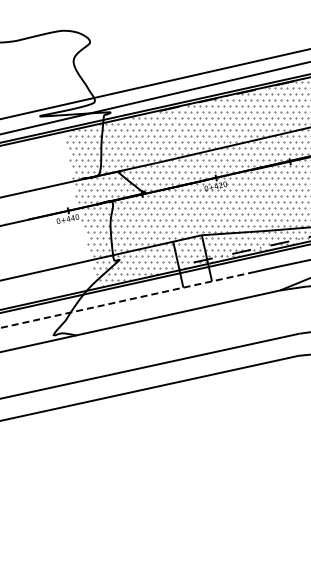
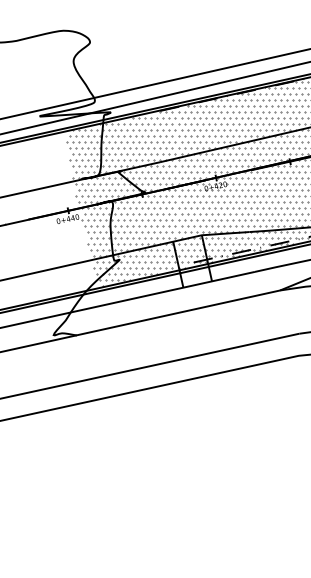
line: dashed -> solid (126, 300)
